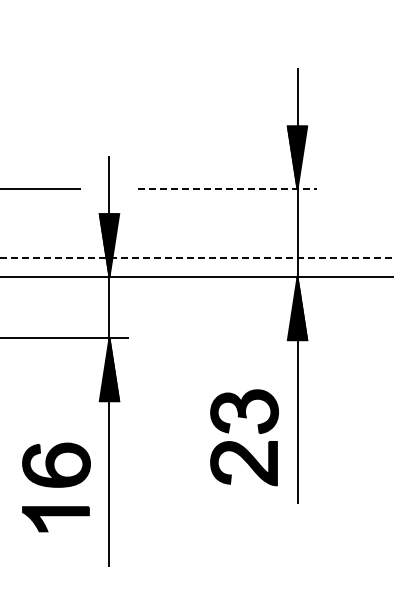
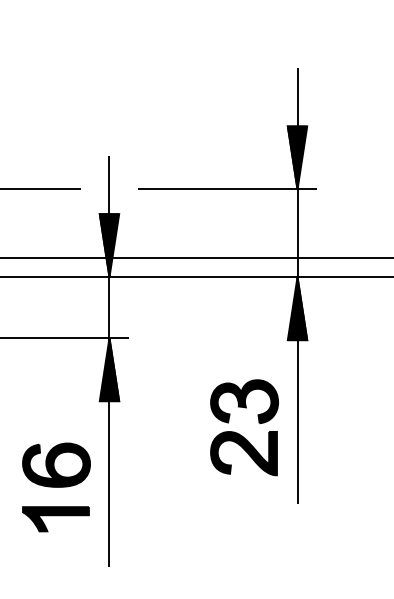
line: dashed -> solid (227, 189)
line: dashed -> solid (197, 258)
part position: (239, 443) -> (239, 433) (239, 433)
